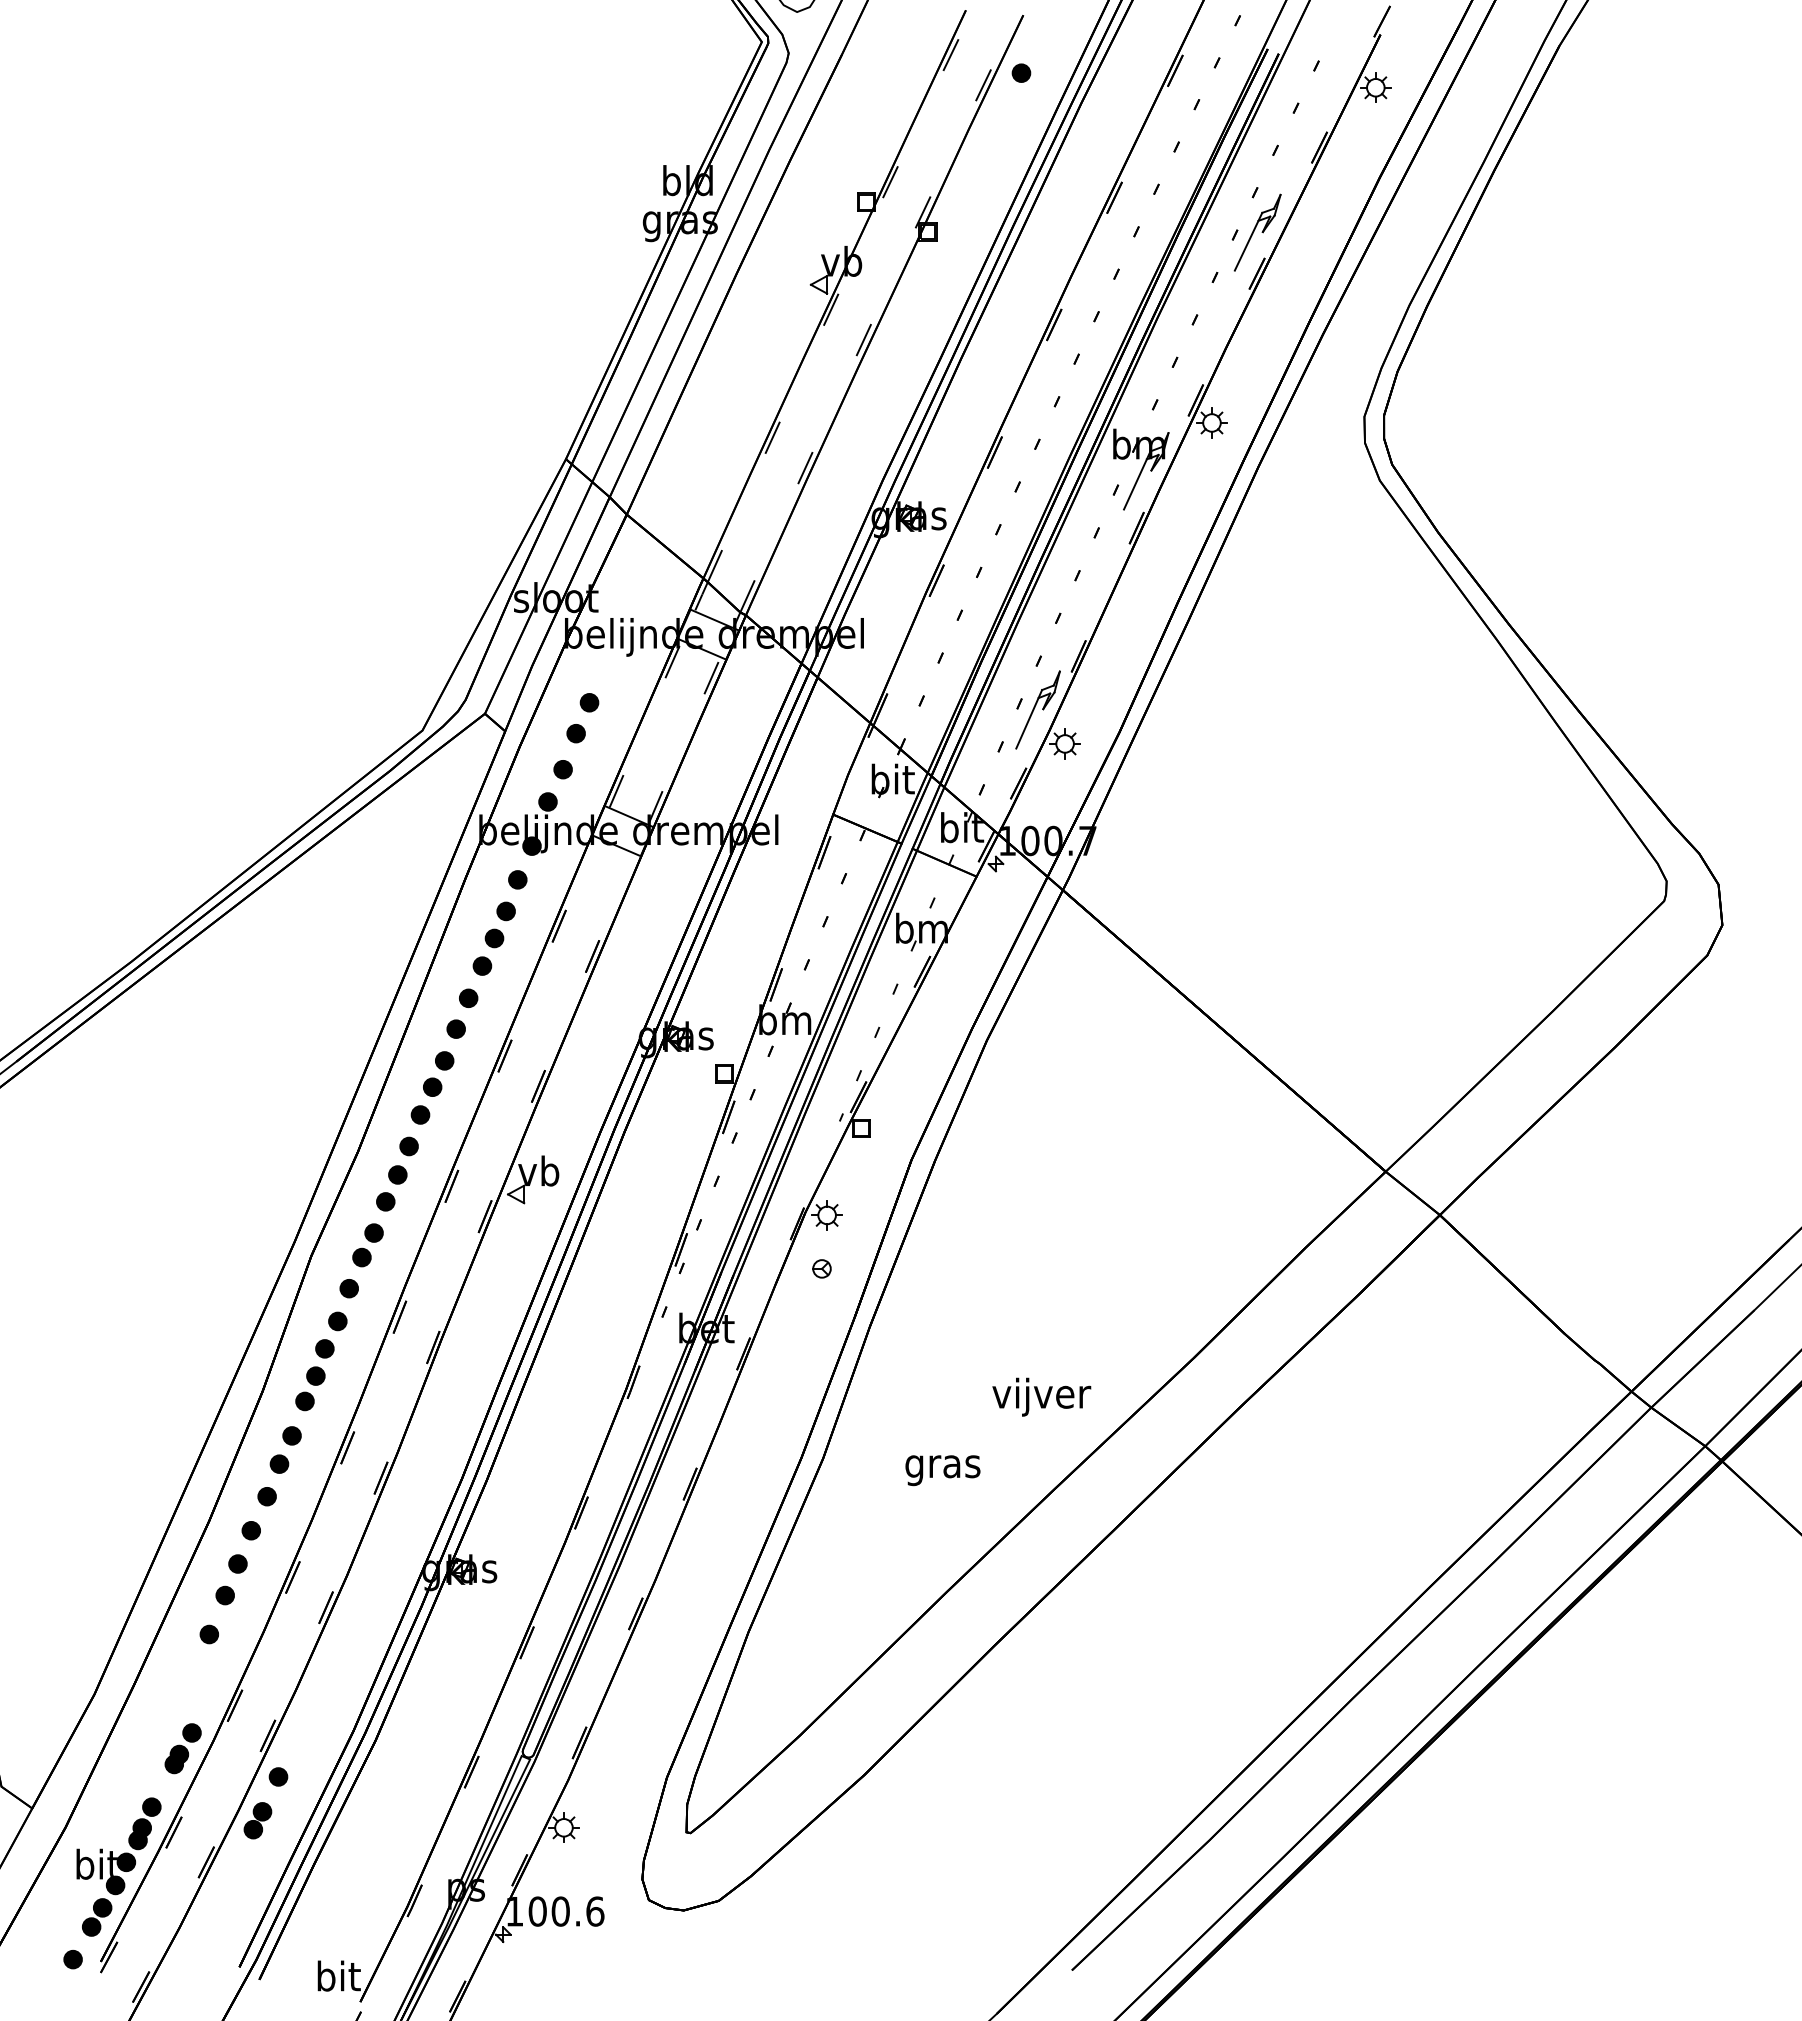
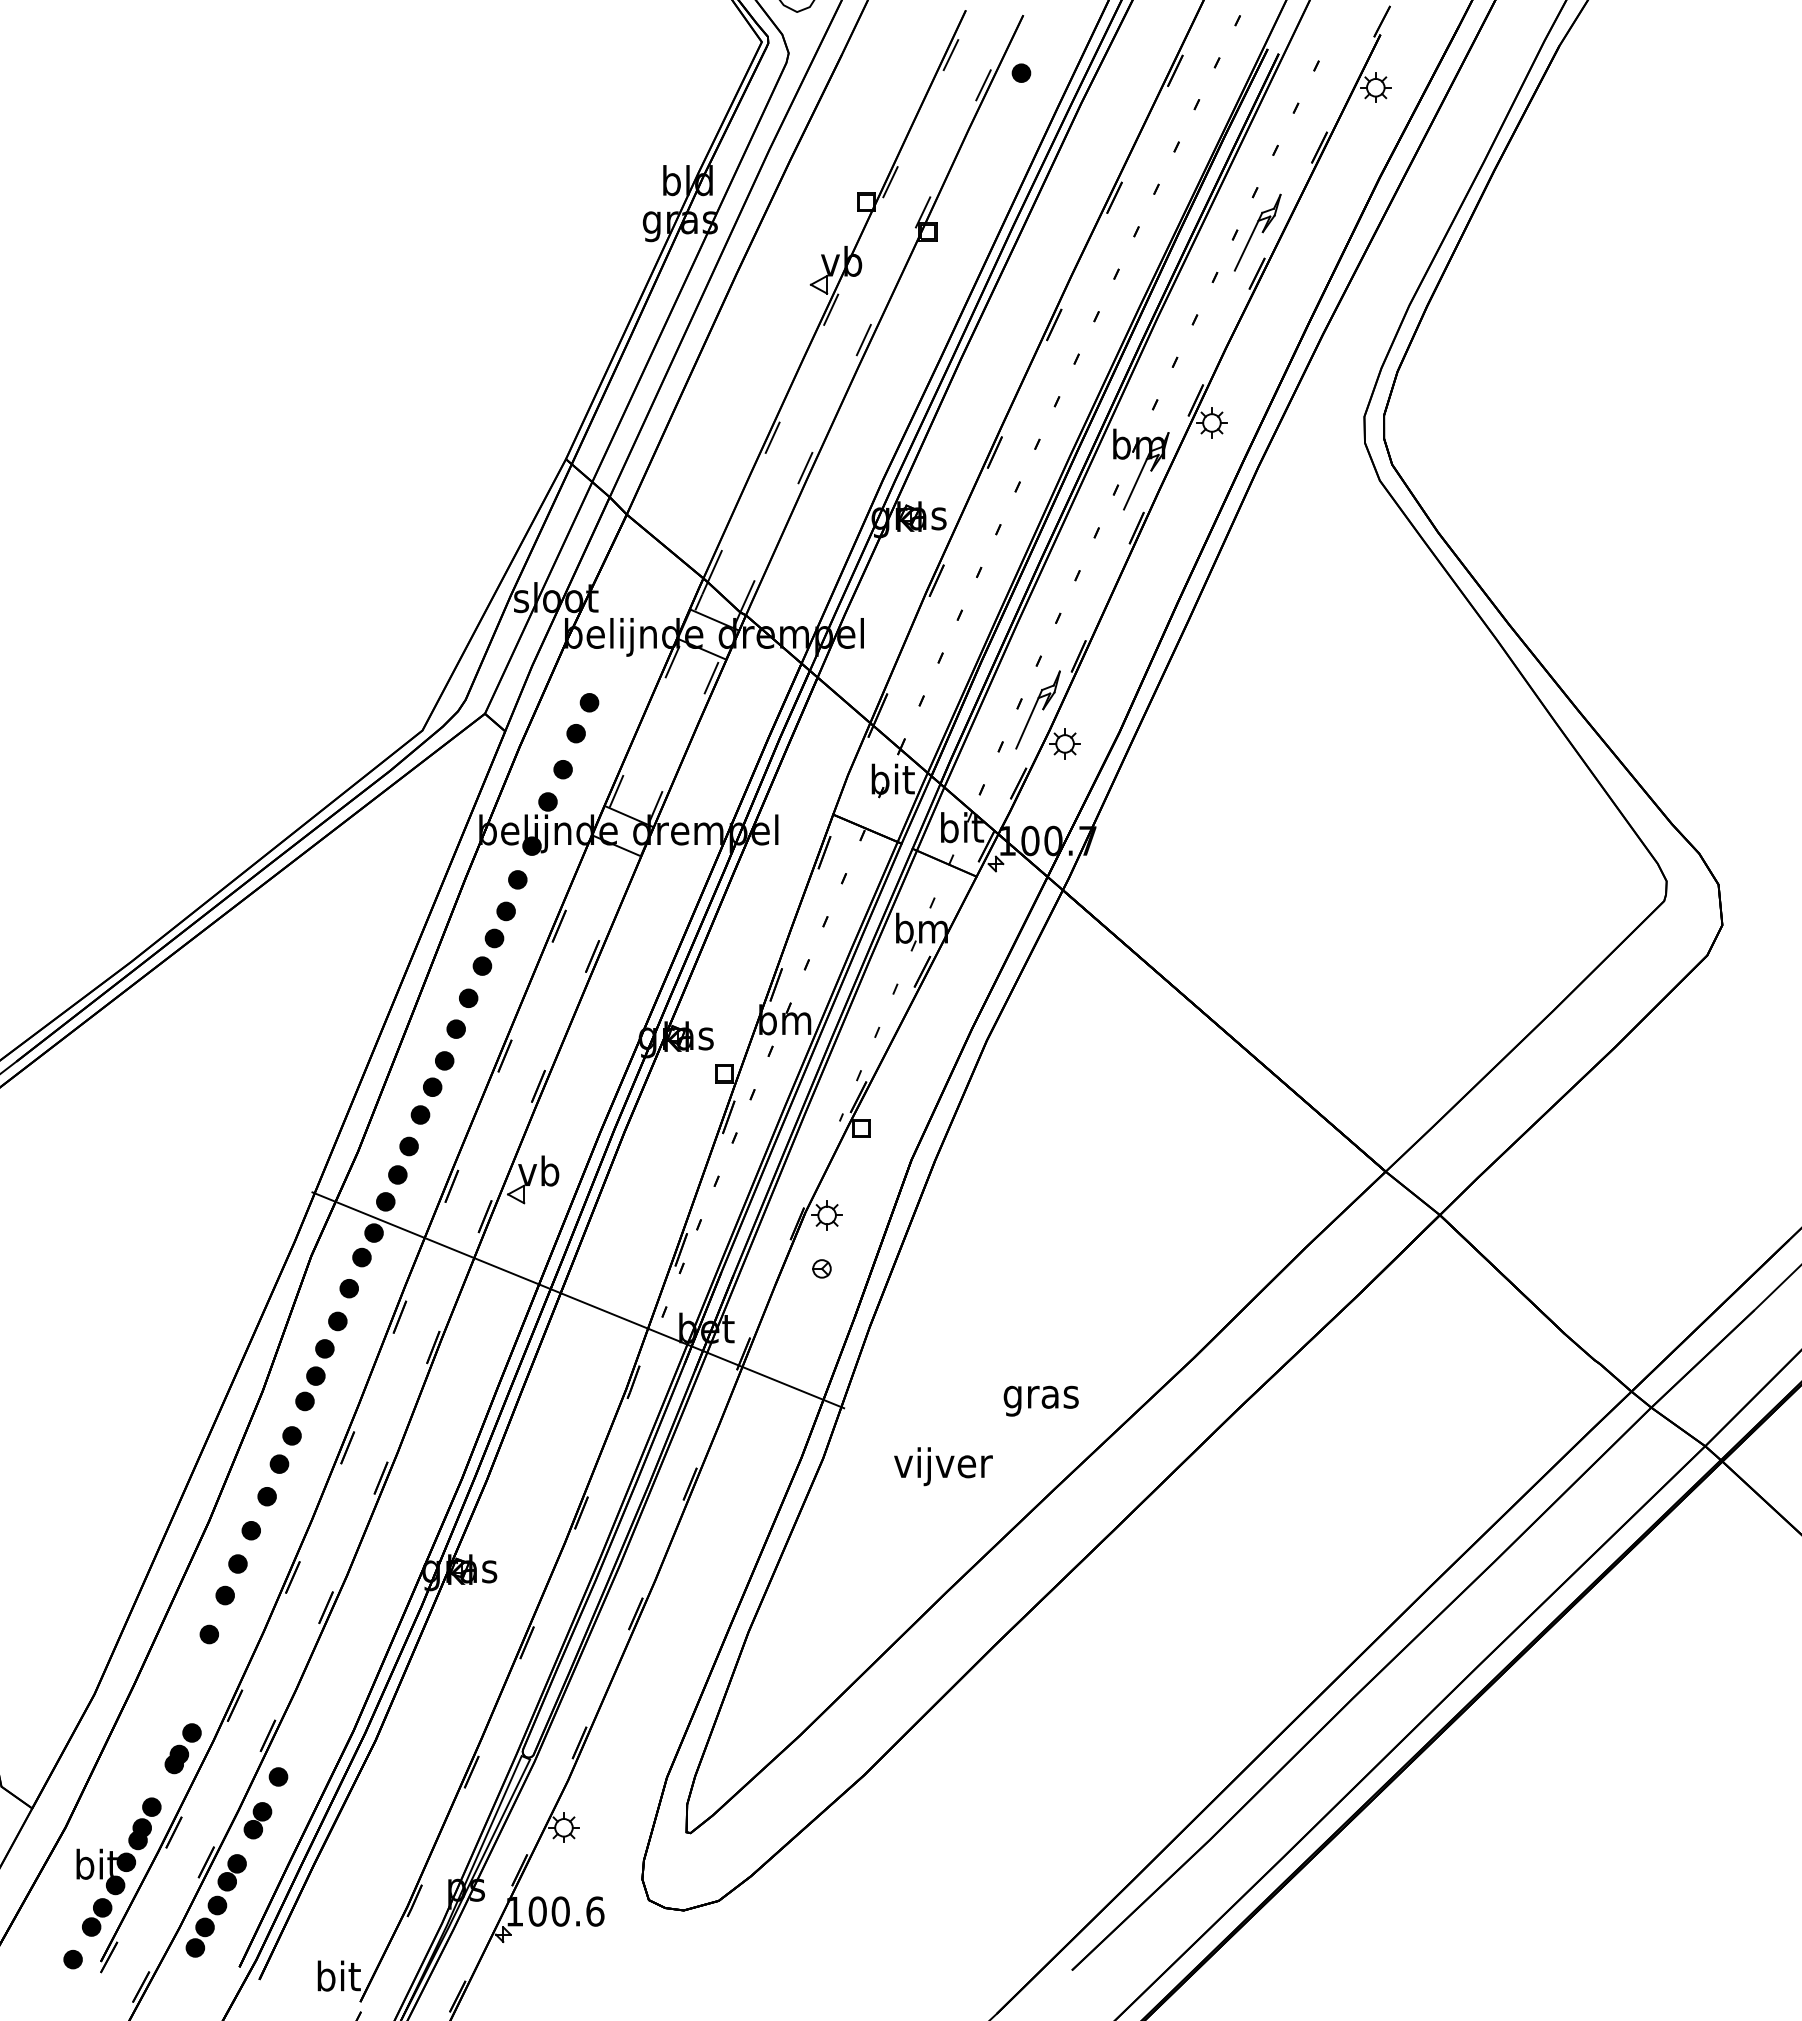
line: none -> present (578, 1300)
text: vijver -> gras (1041, 1396)
text: gras -> vijver (943, 1466)
part: none -> present (215, 1905)
